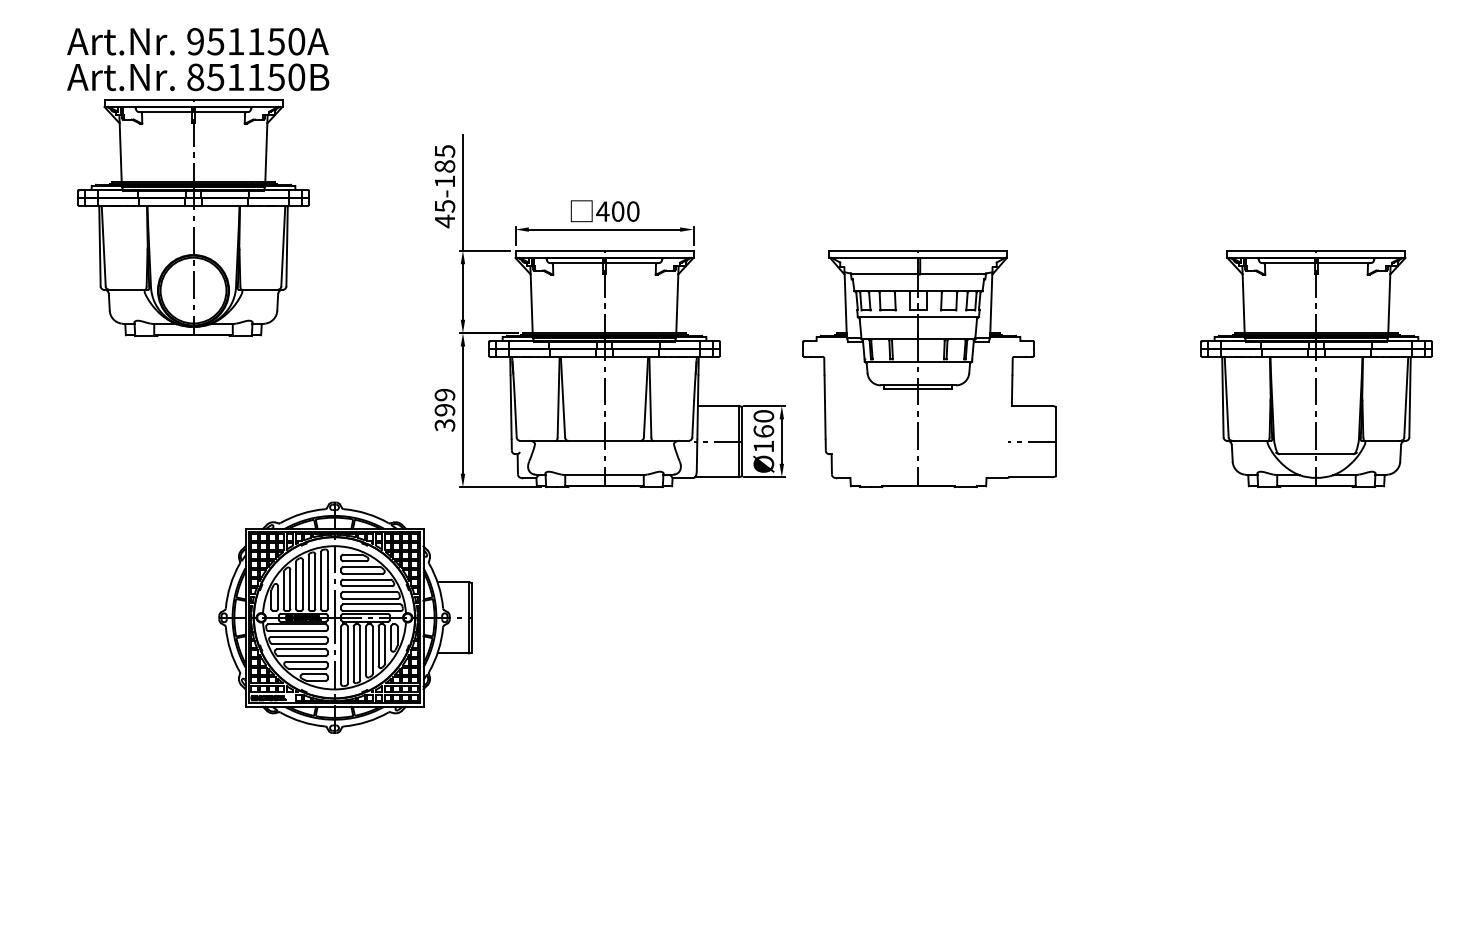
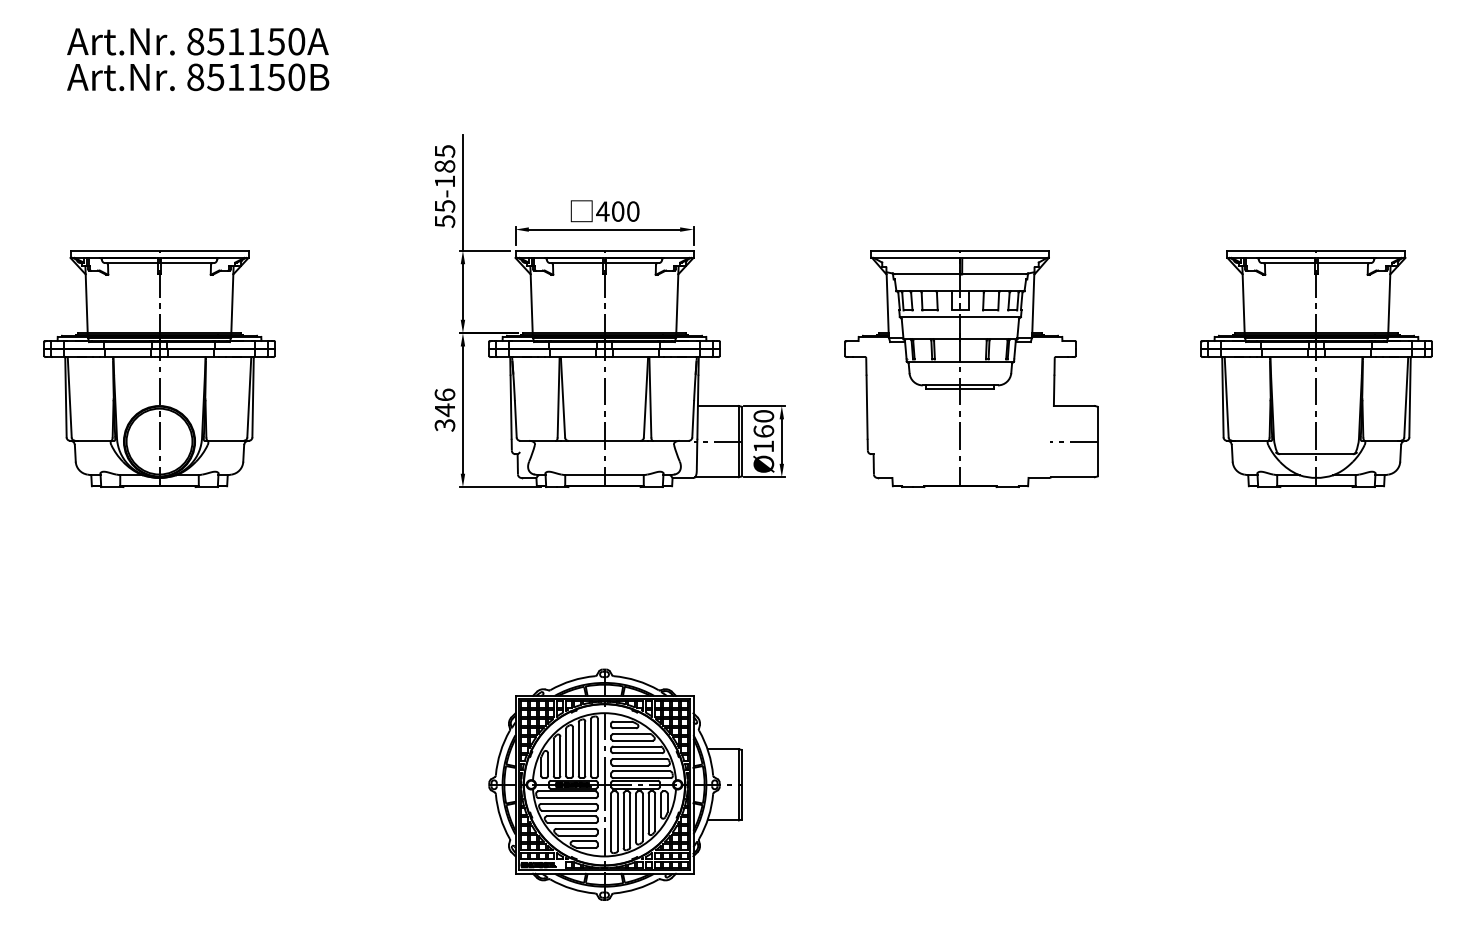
text: 951150A -> 851150A (195, 41)
part position: (193, 217) -> (159, 368) (159, 368)
text: 45-185 -> 55-185 (445, 221)
part position: (929, 368) -> (971, 368) (971, 368)
text: 399 -> 346 (444, 402)
part position: (345, 617) -> (615, 784) (615, 784)
